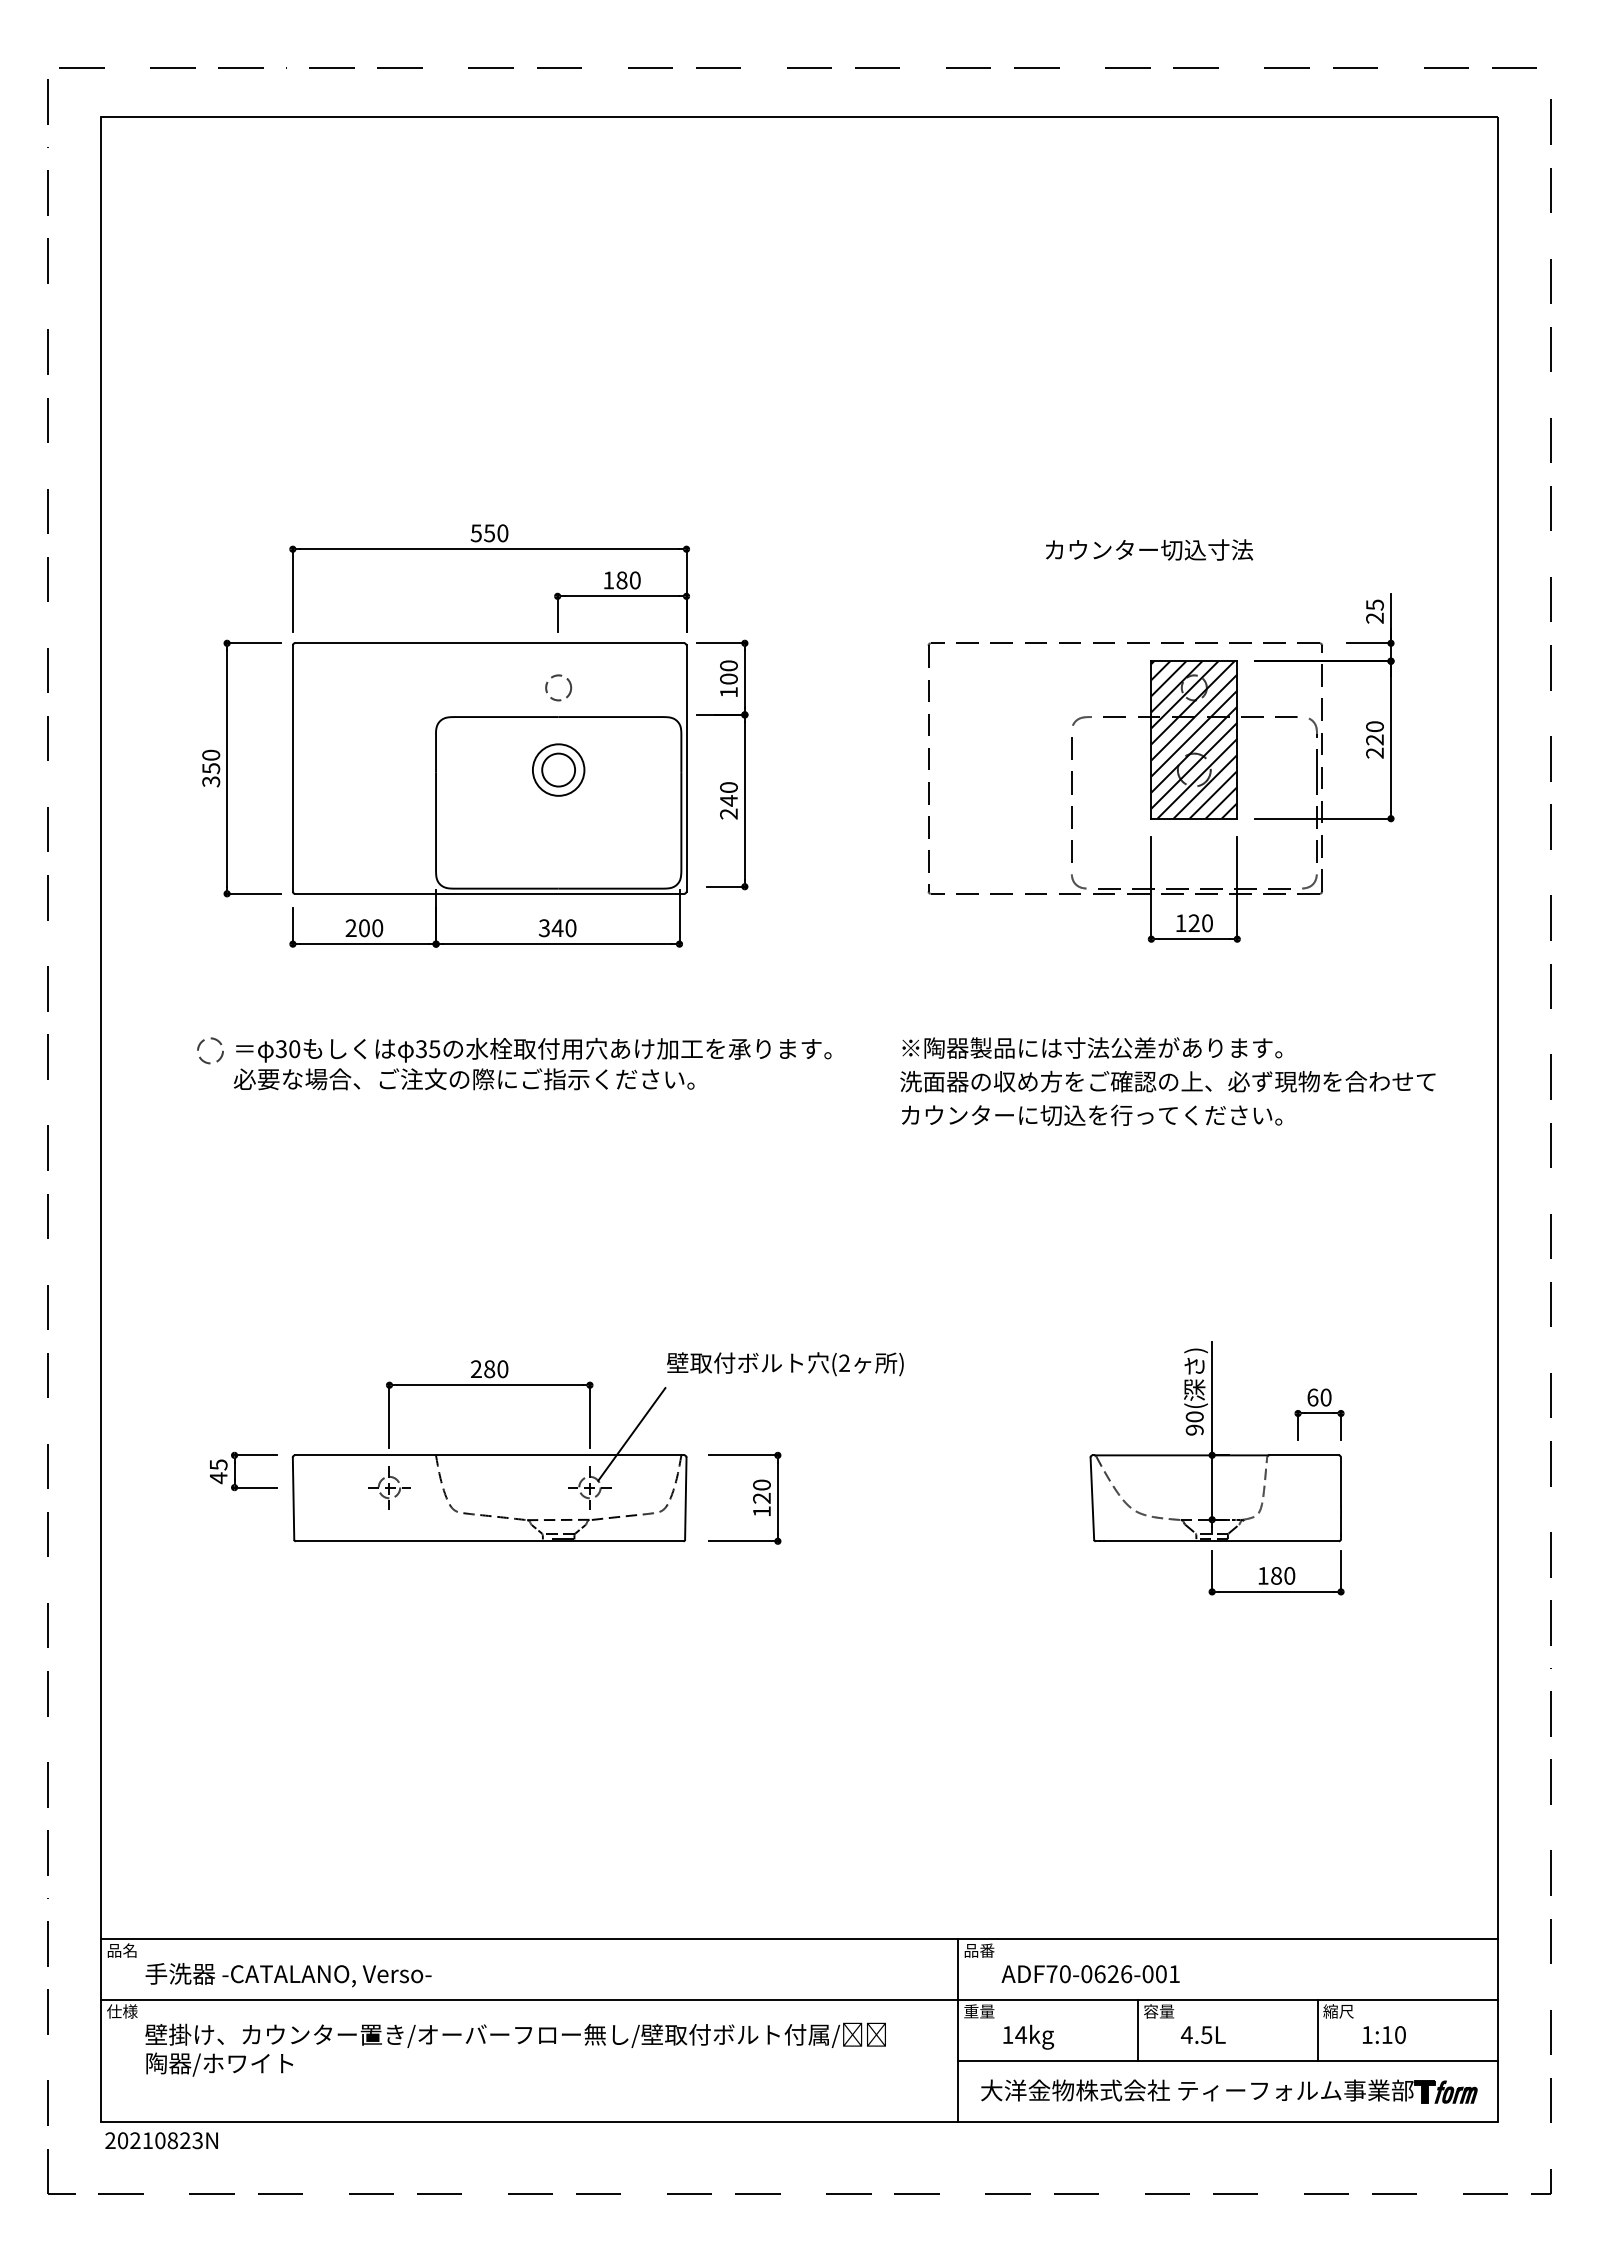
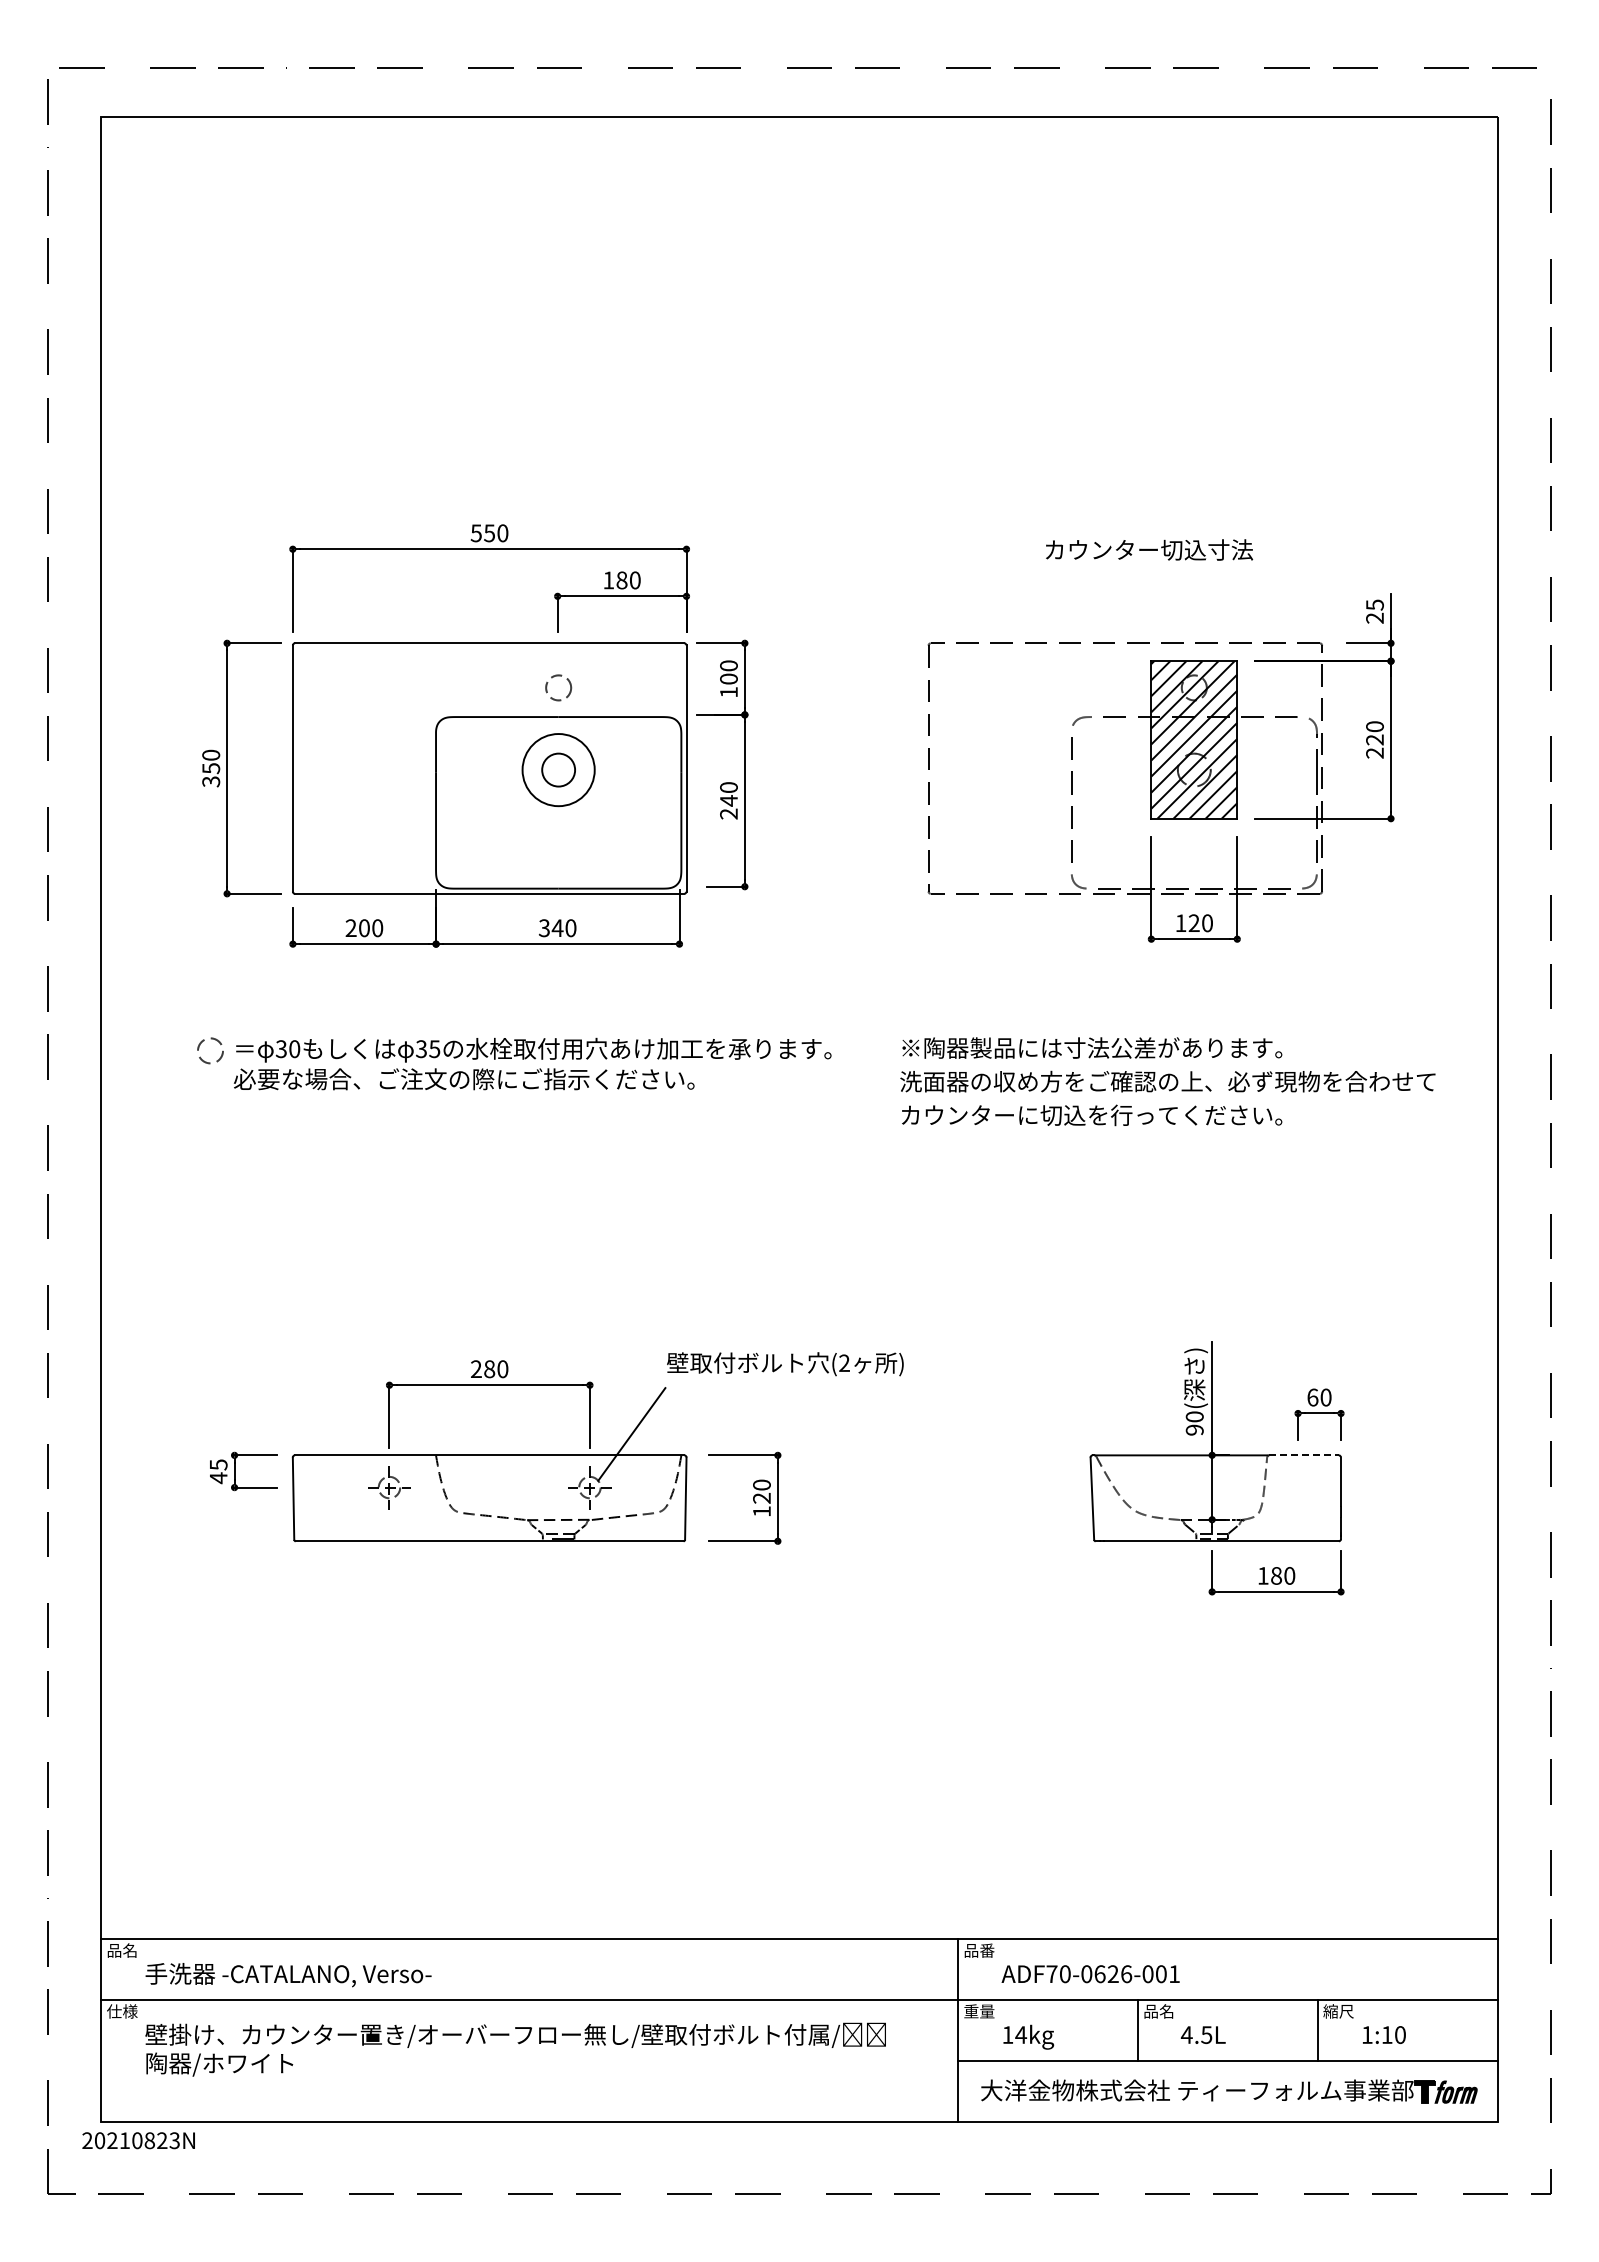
circle diameter: 52 px -> 72 px (558, 770)
line: solid -> dashed (1304, 1455)
text: 容量 -> 品名 (1159, 2011)
text position: (161, 2140) -> (138, 2140) (138, 2140)
